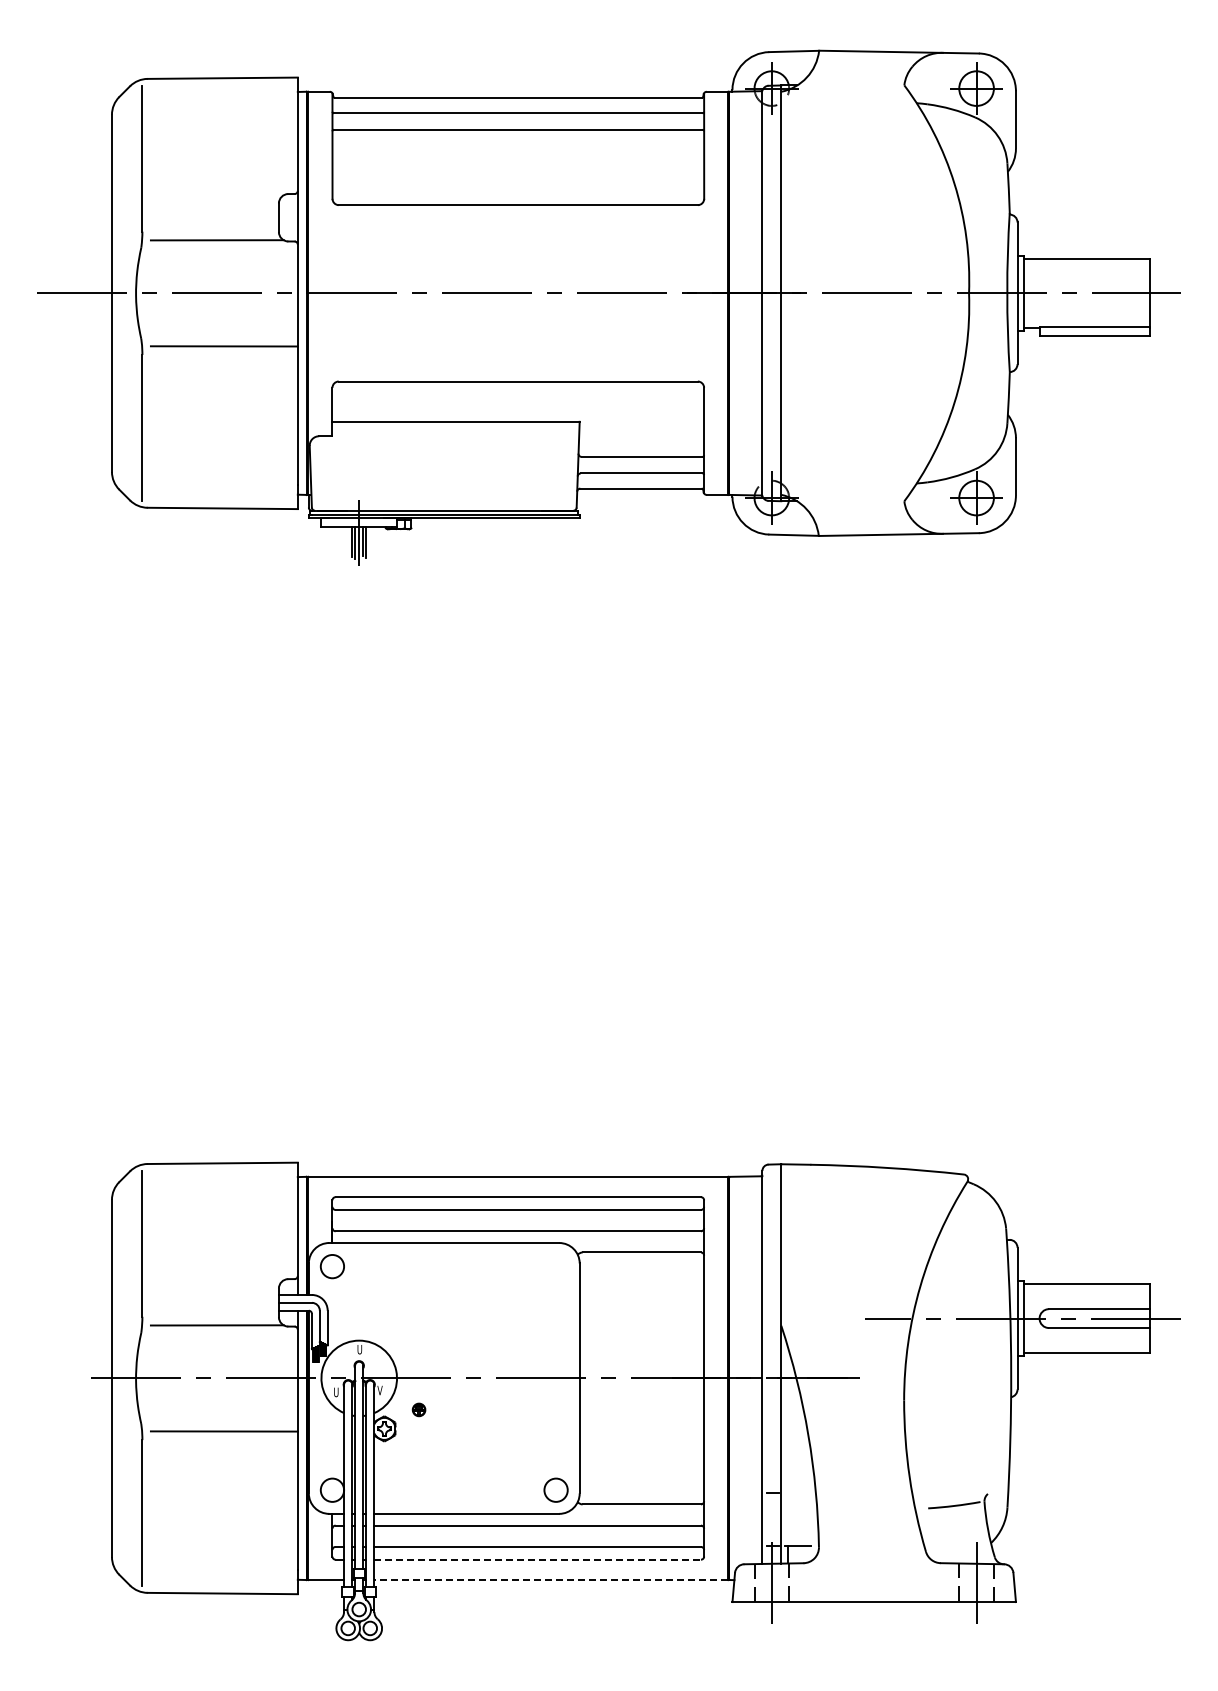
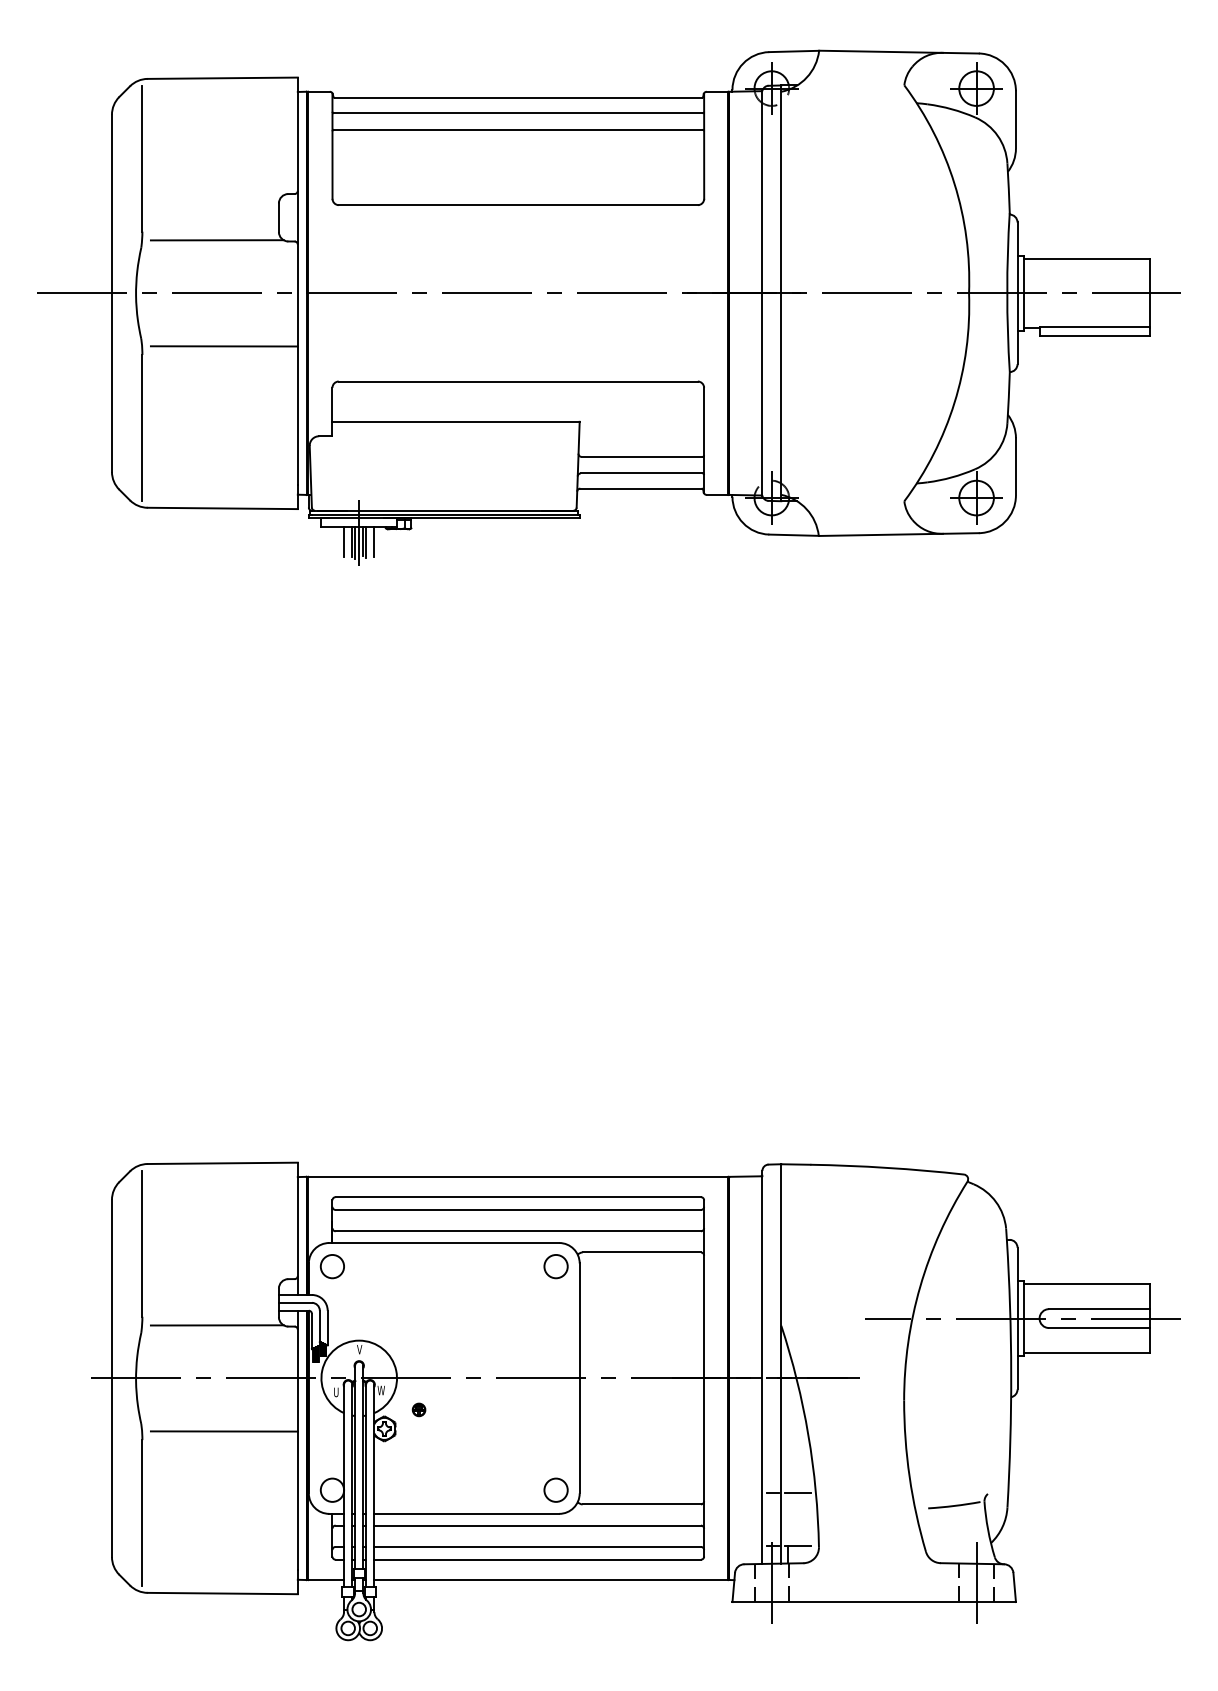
line: none -> present (344, 541)
line: none -> present (374, 542)
circle: none -> present (555, 1266)
text: U -> V (359, 1349)
text: V -> W (380, 1390)
line: none -> present (797, 1493)
line: dashed -> solid (538, 1559)
line: dashed -> solid (551, 1580)
